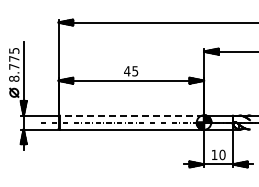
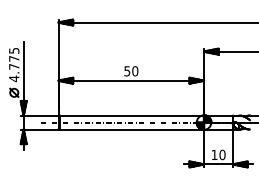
text: 45 -> 50 (131, 71)
text: 8.775 -> 4.775 (14, 78)
line: dashed -> solid (131, 115)
